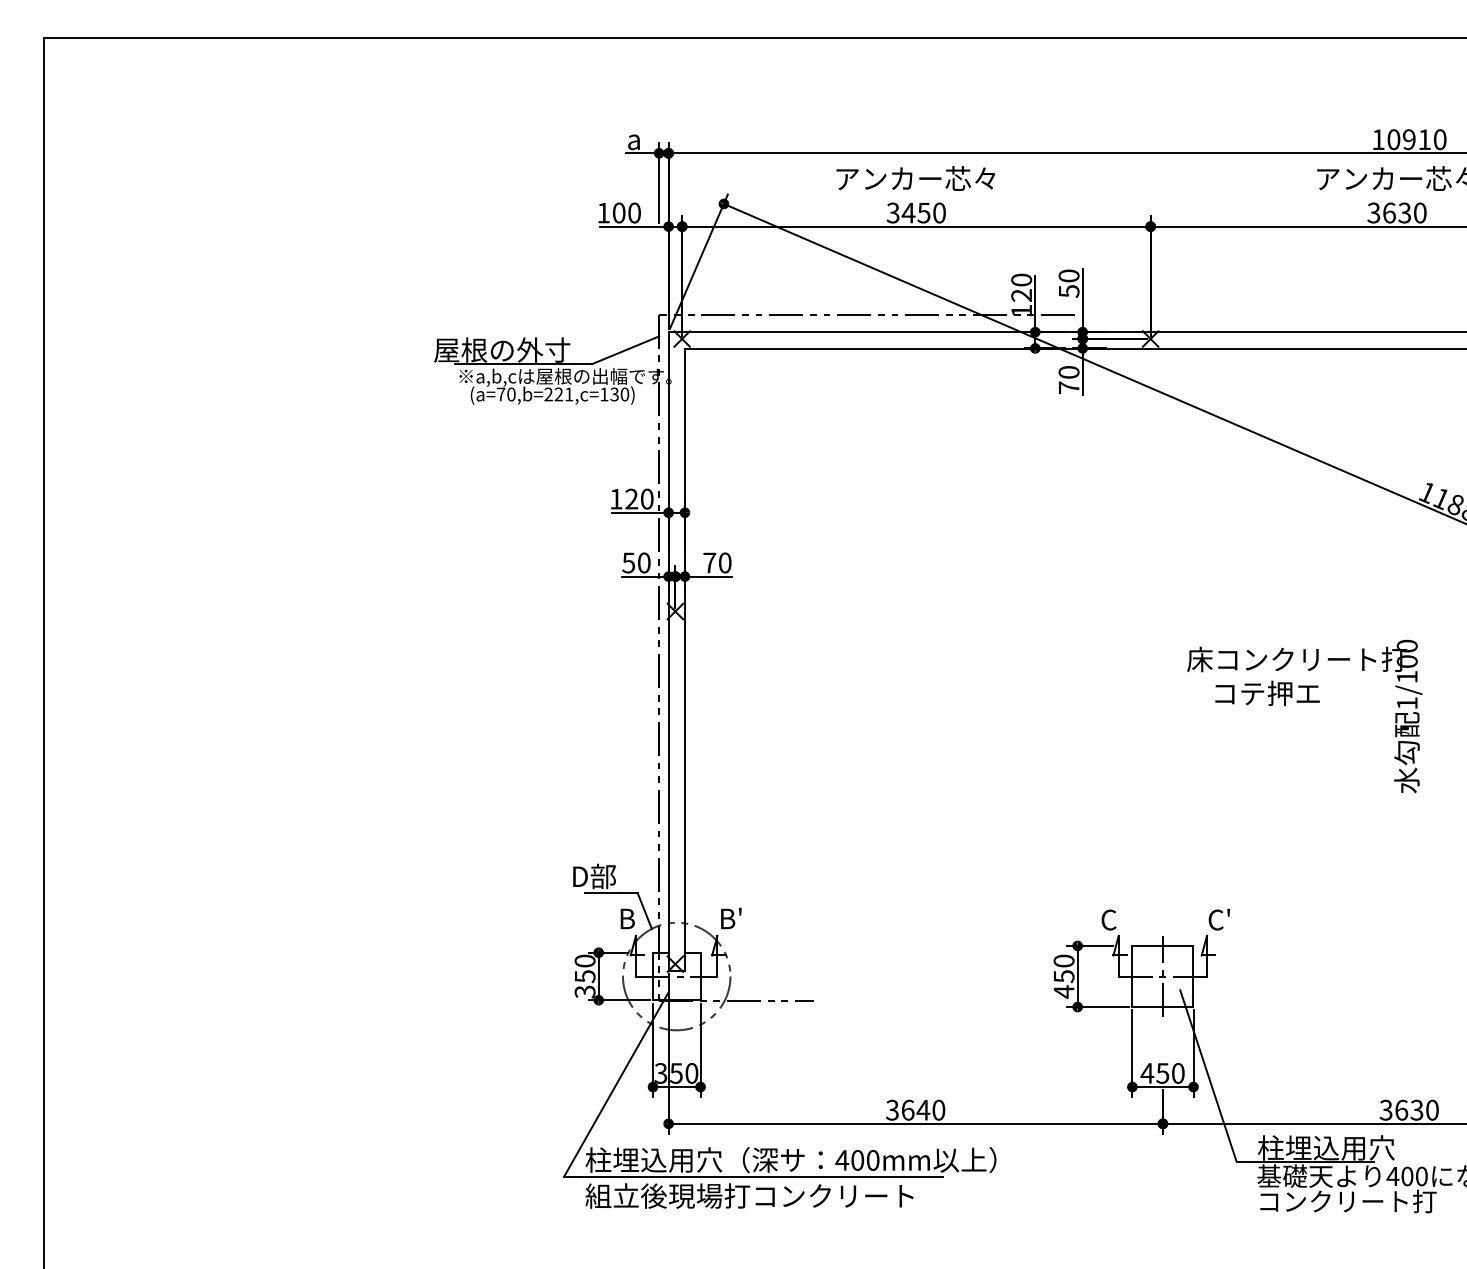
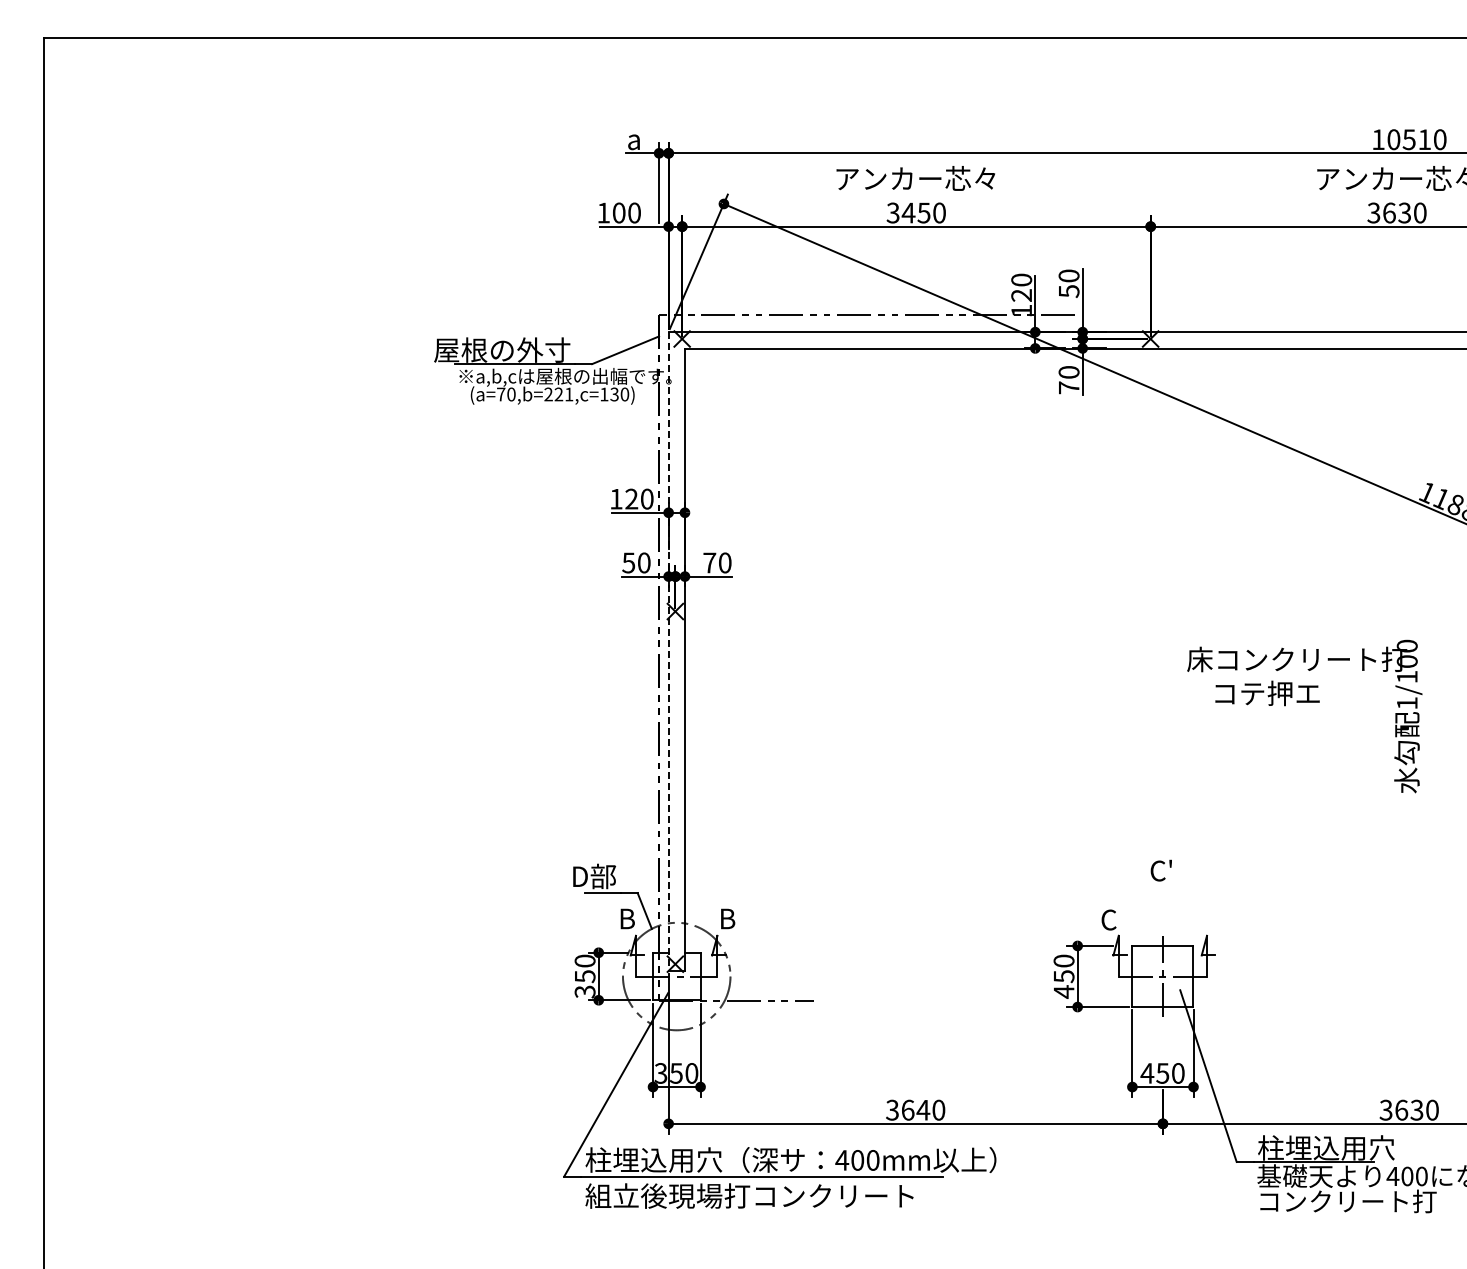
text: 10910 -> 10510 (1408, 139)
line: solid -> dashed (668, 652)
text: B' -> B (740, 911)
text position: (1218, 919) -> (1160, 870) (1160, 870)
